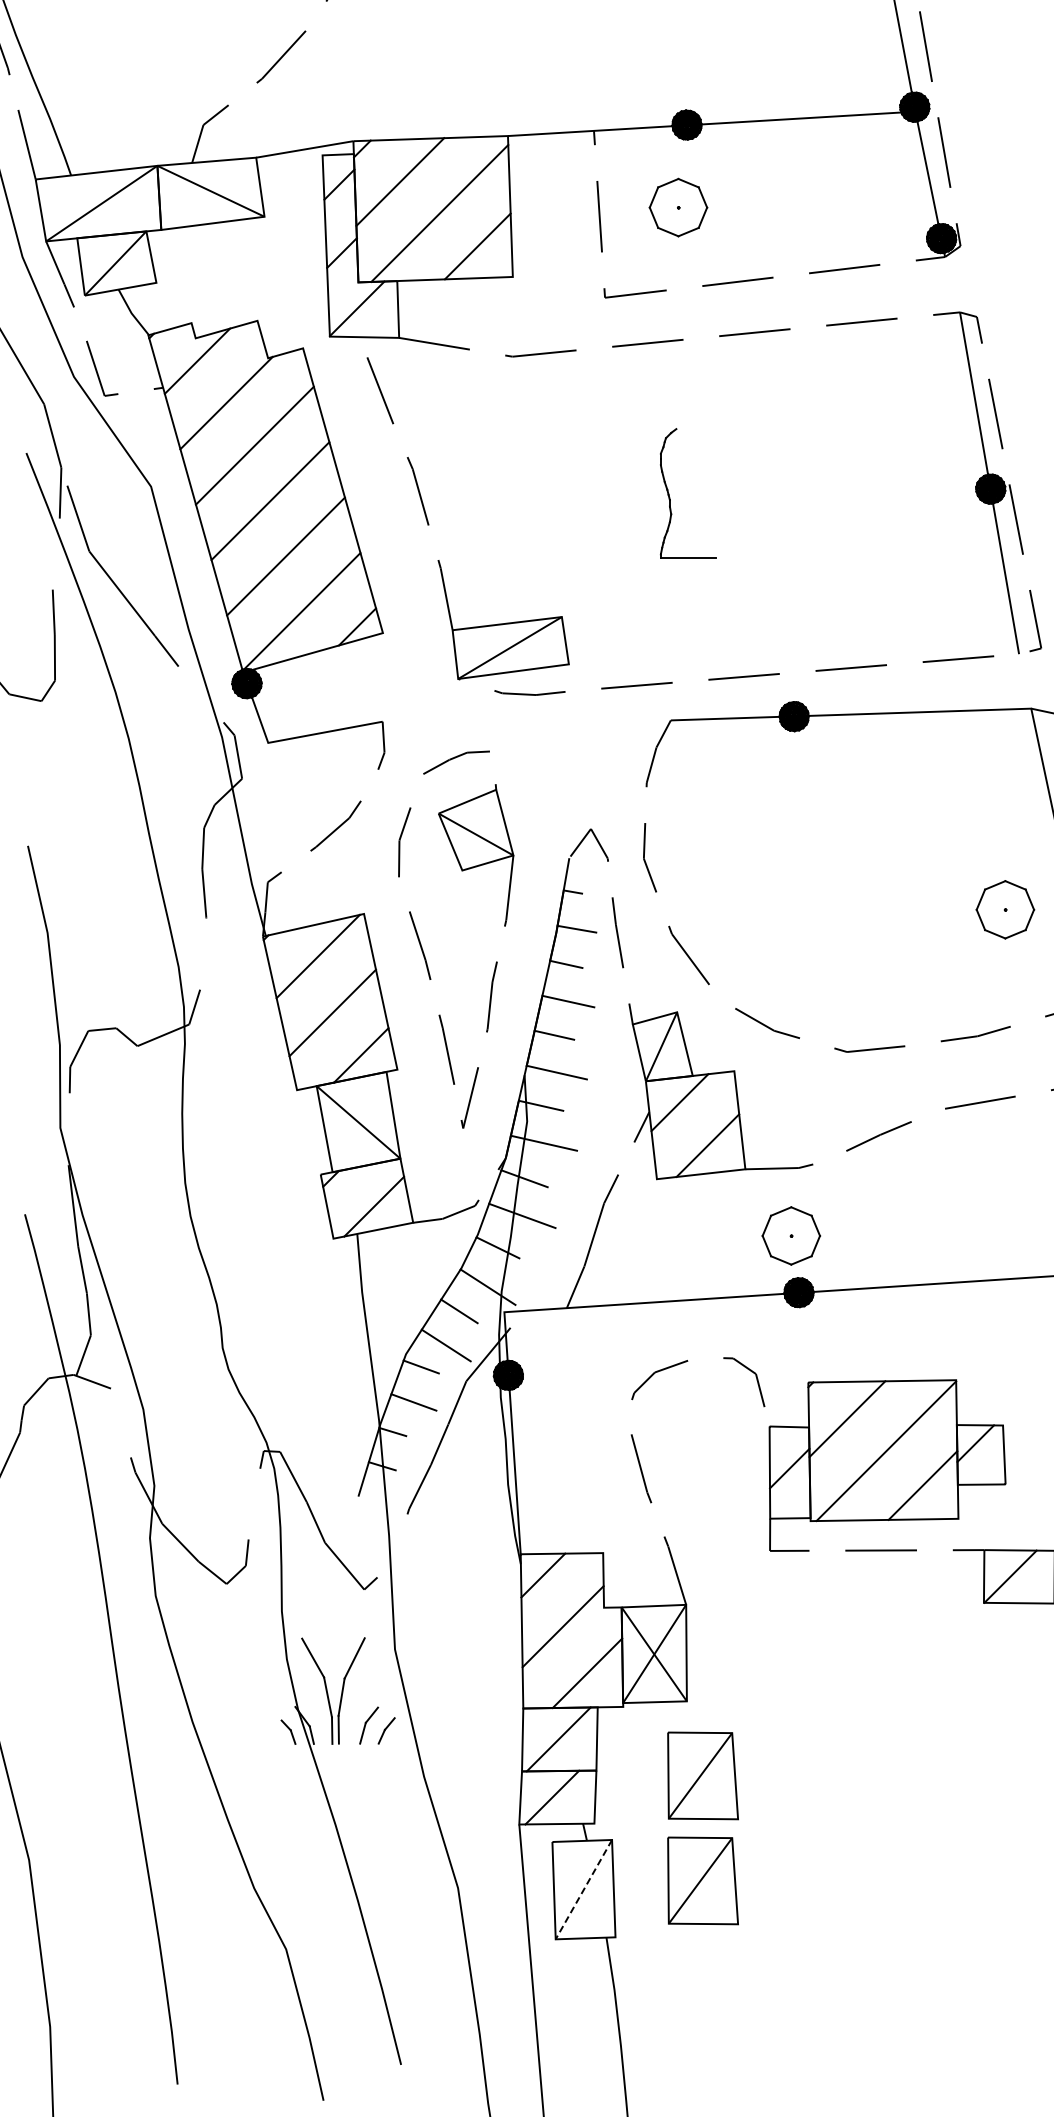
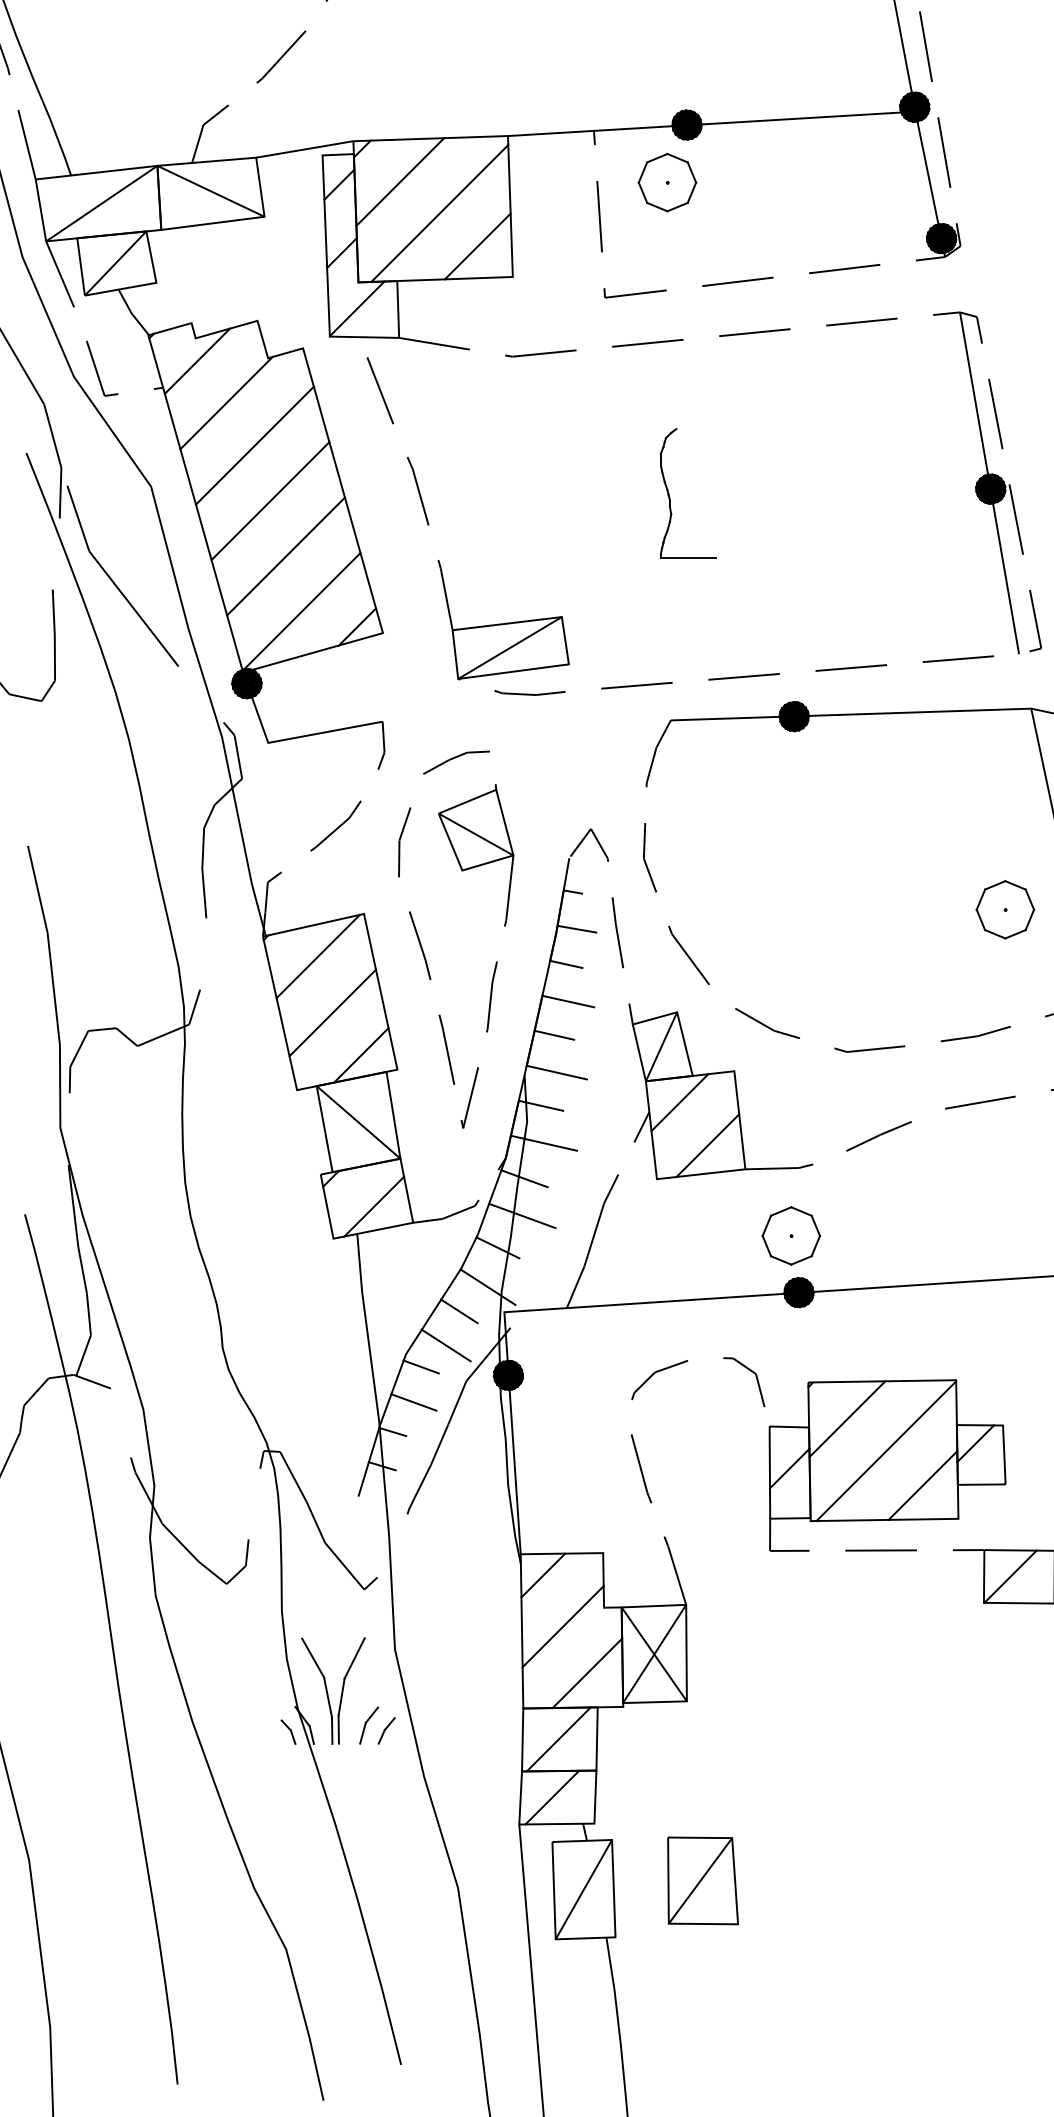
part position: (678, 207) -> (667, 182) (667, 182)
part: present -> none (702, 1775)
line: dashed -> solid (583, 1890)
